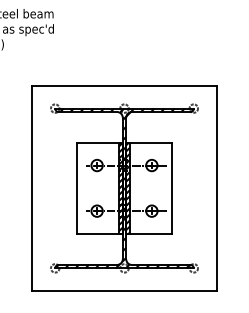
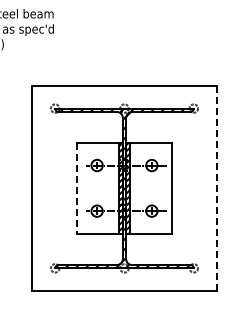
line: solid -> dashed (77, 188)
line: solid -> dashed (216, 188)
